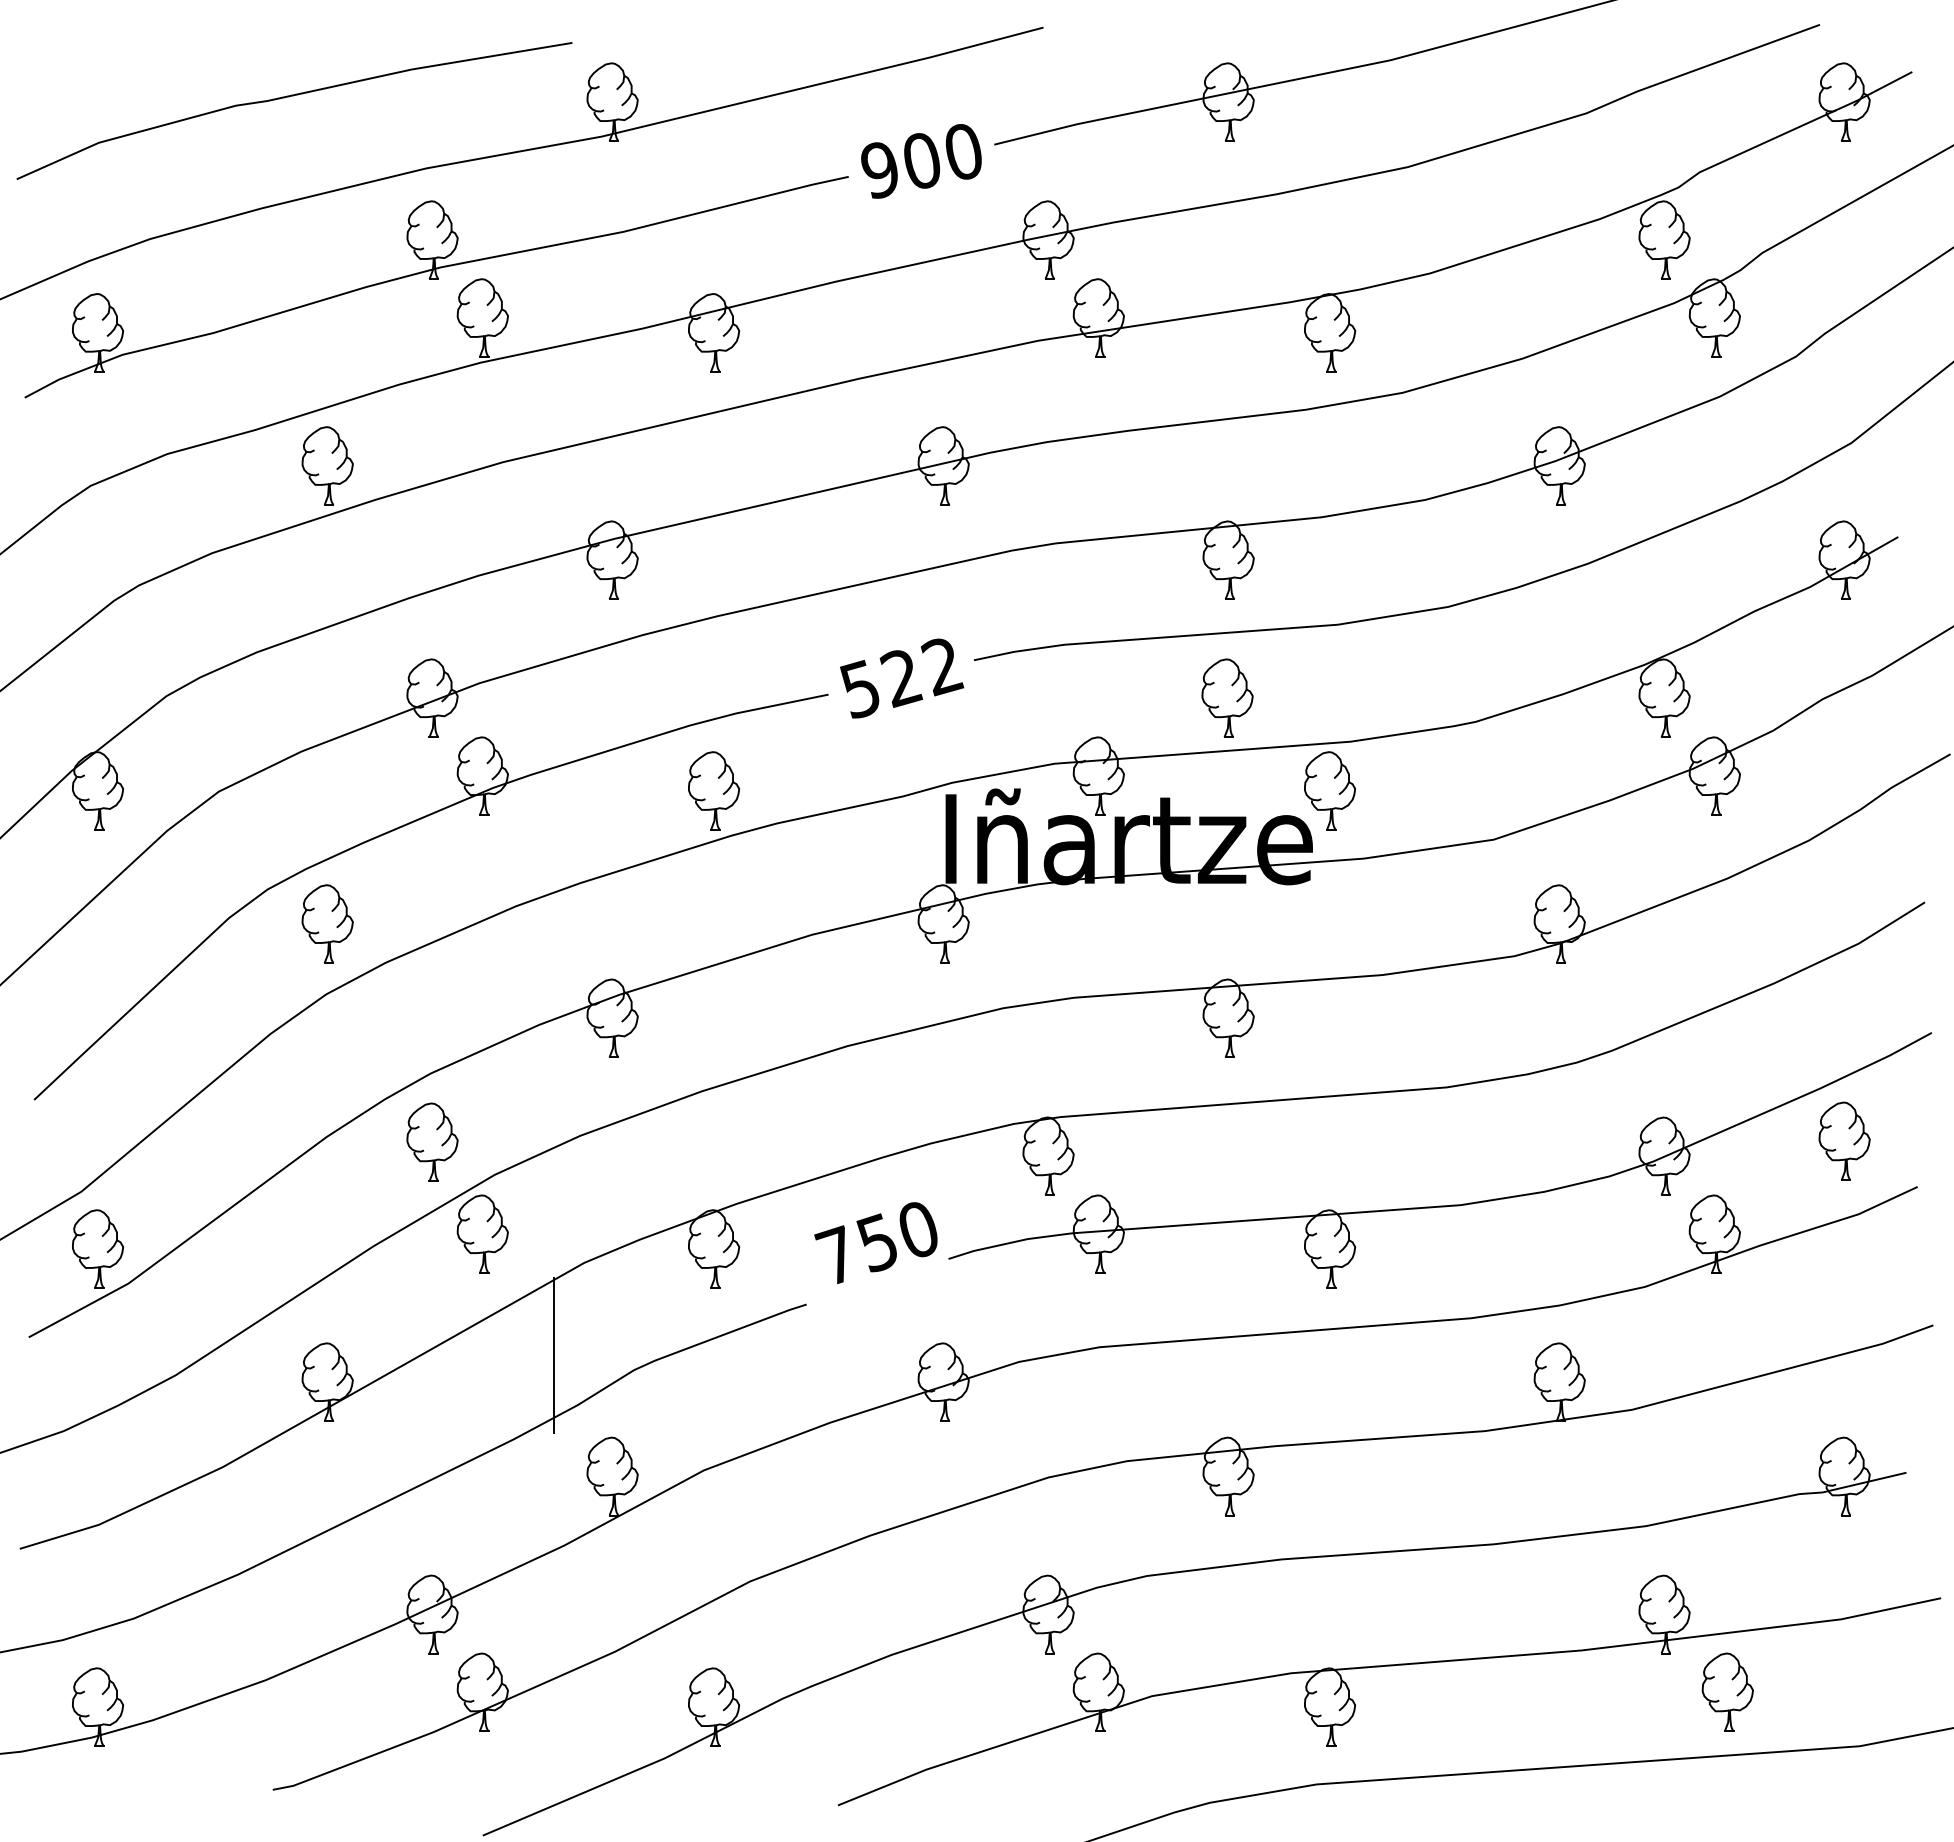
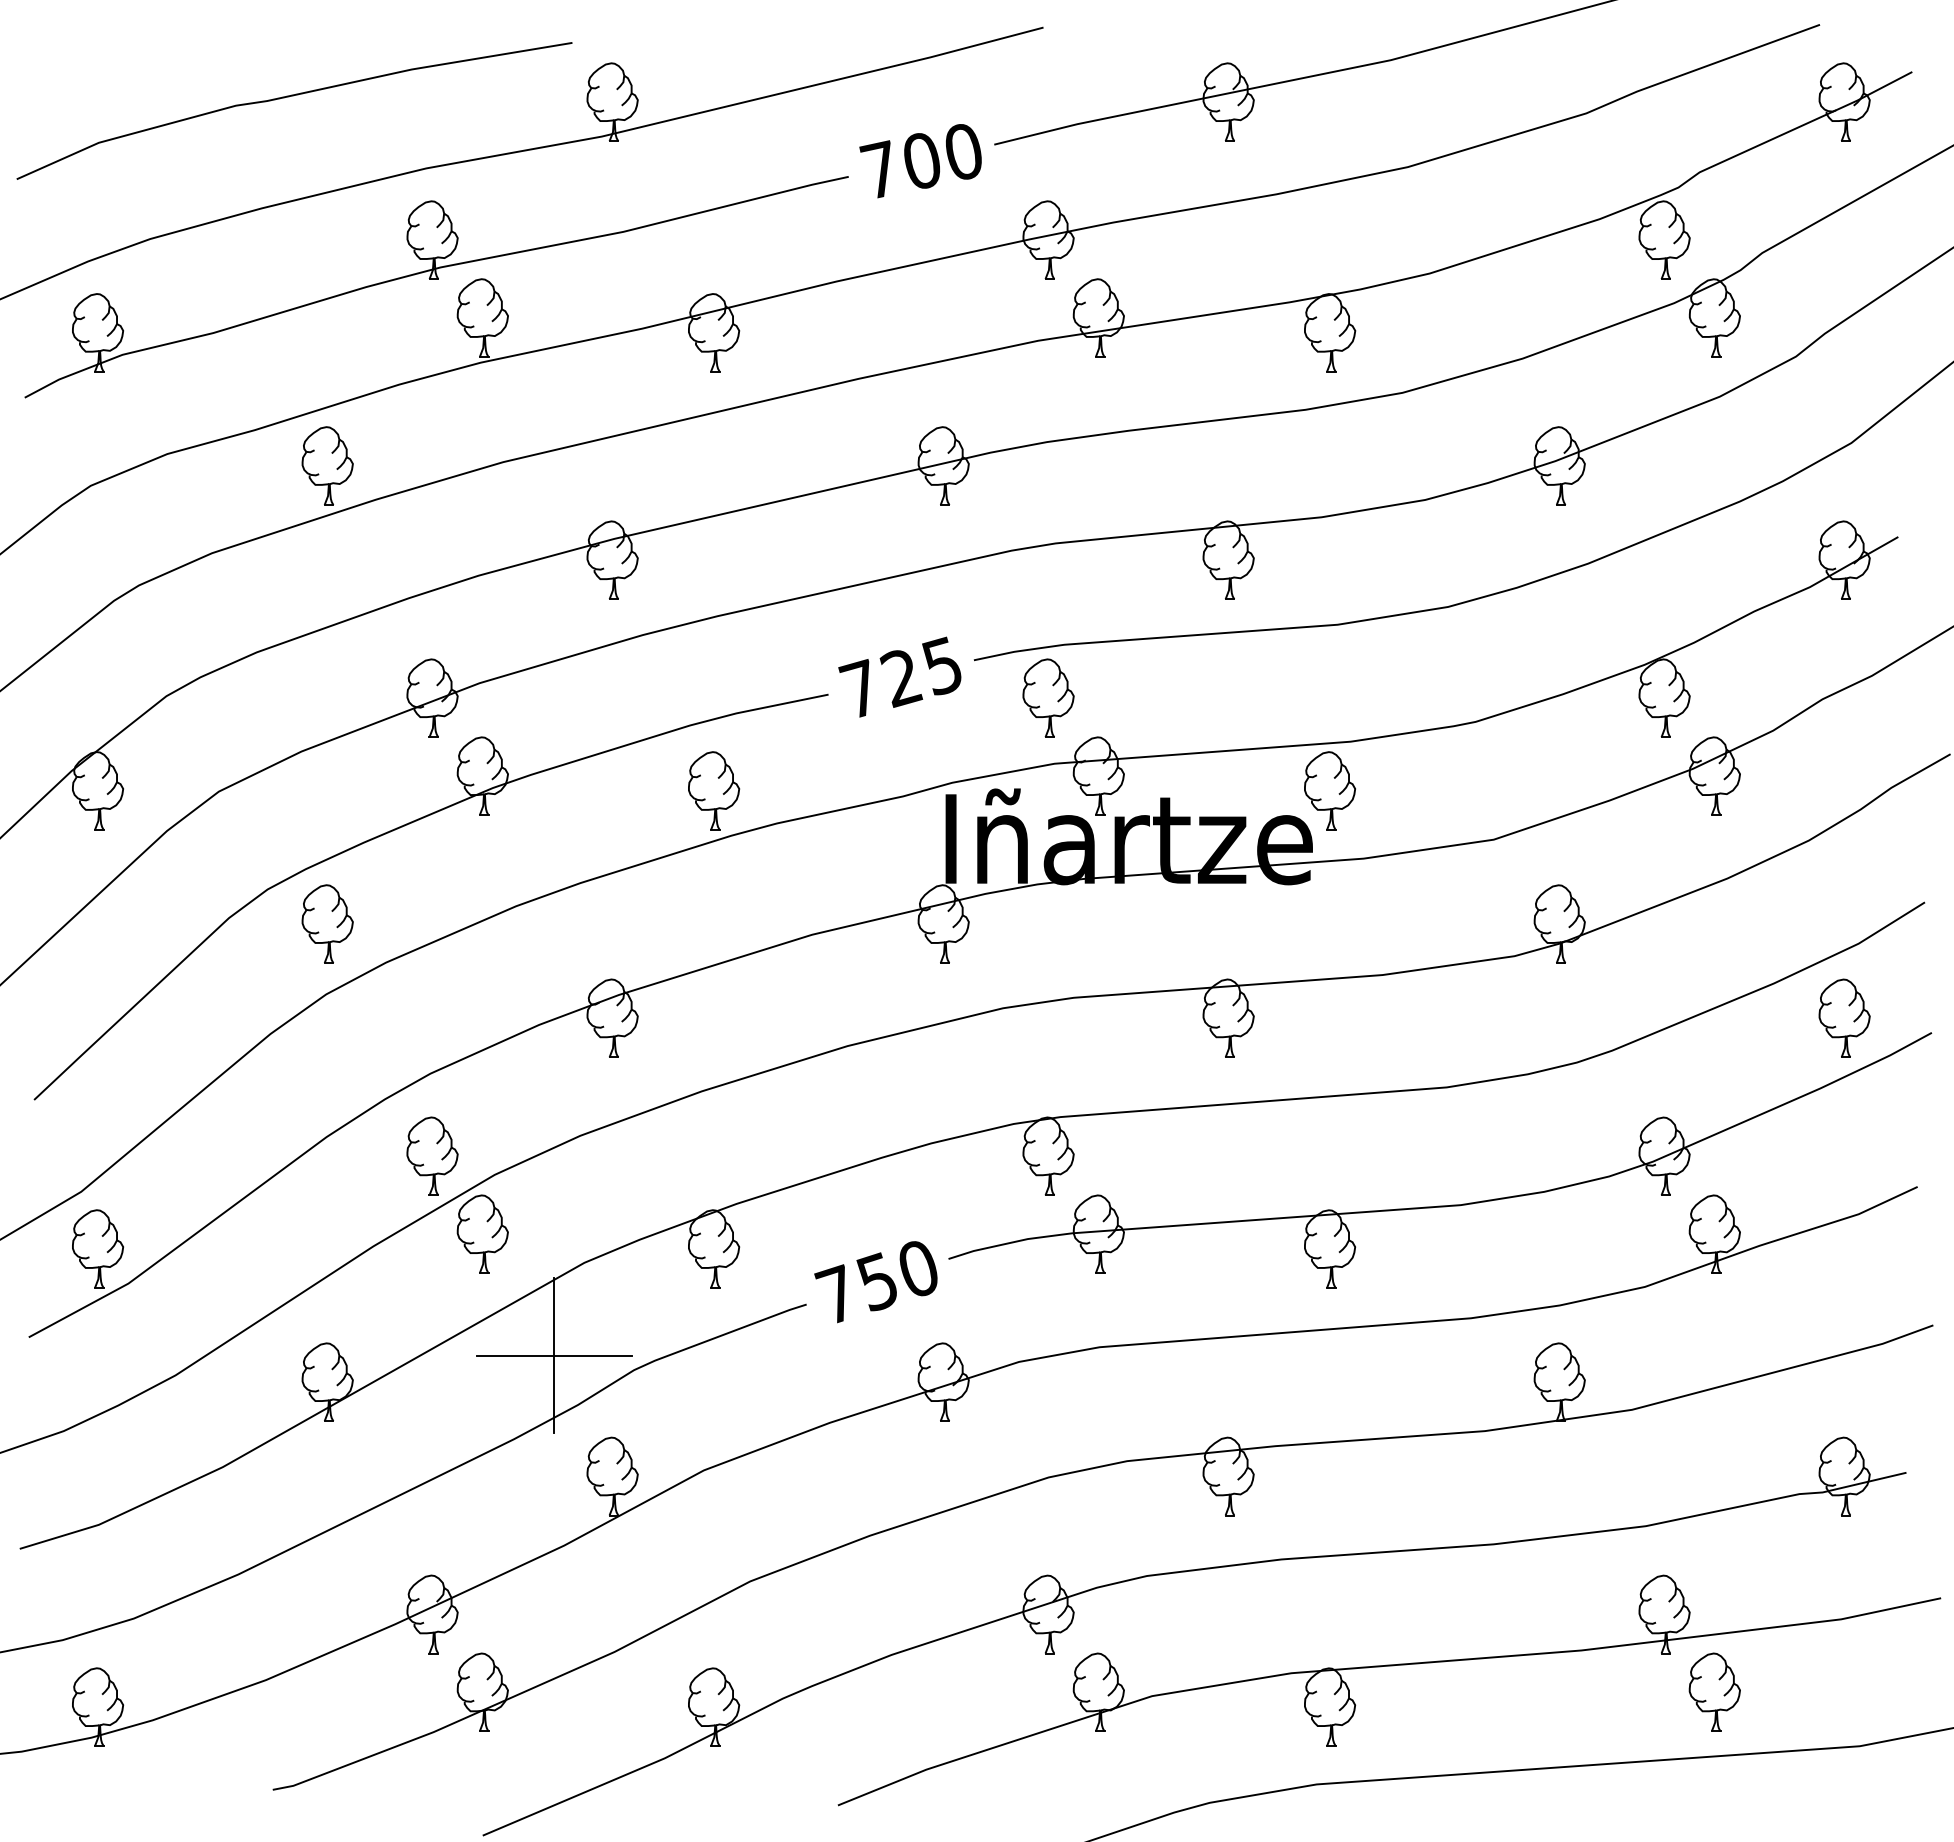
text: 900 -> 700 (878, 169)
text: 522 -> 725 (901, 677)
part position: (1227, 697) -> (1048, 697) (1048, 697)
part position: (1844, 1140) -> (1844, 1017) (1844, 1017)
part position: (432, 1141) -> (432, 1155) (432, 1155)
text position: (875, 1243) -> (875, 1282) (875, 1282)
line: none -> present (554, 1355)
part position: (1727, 1691) -> (1714, 1691) (1714, 1691)
